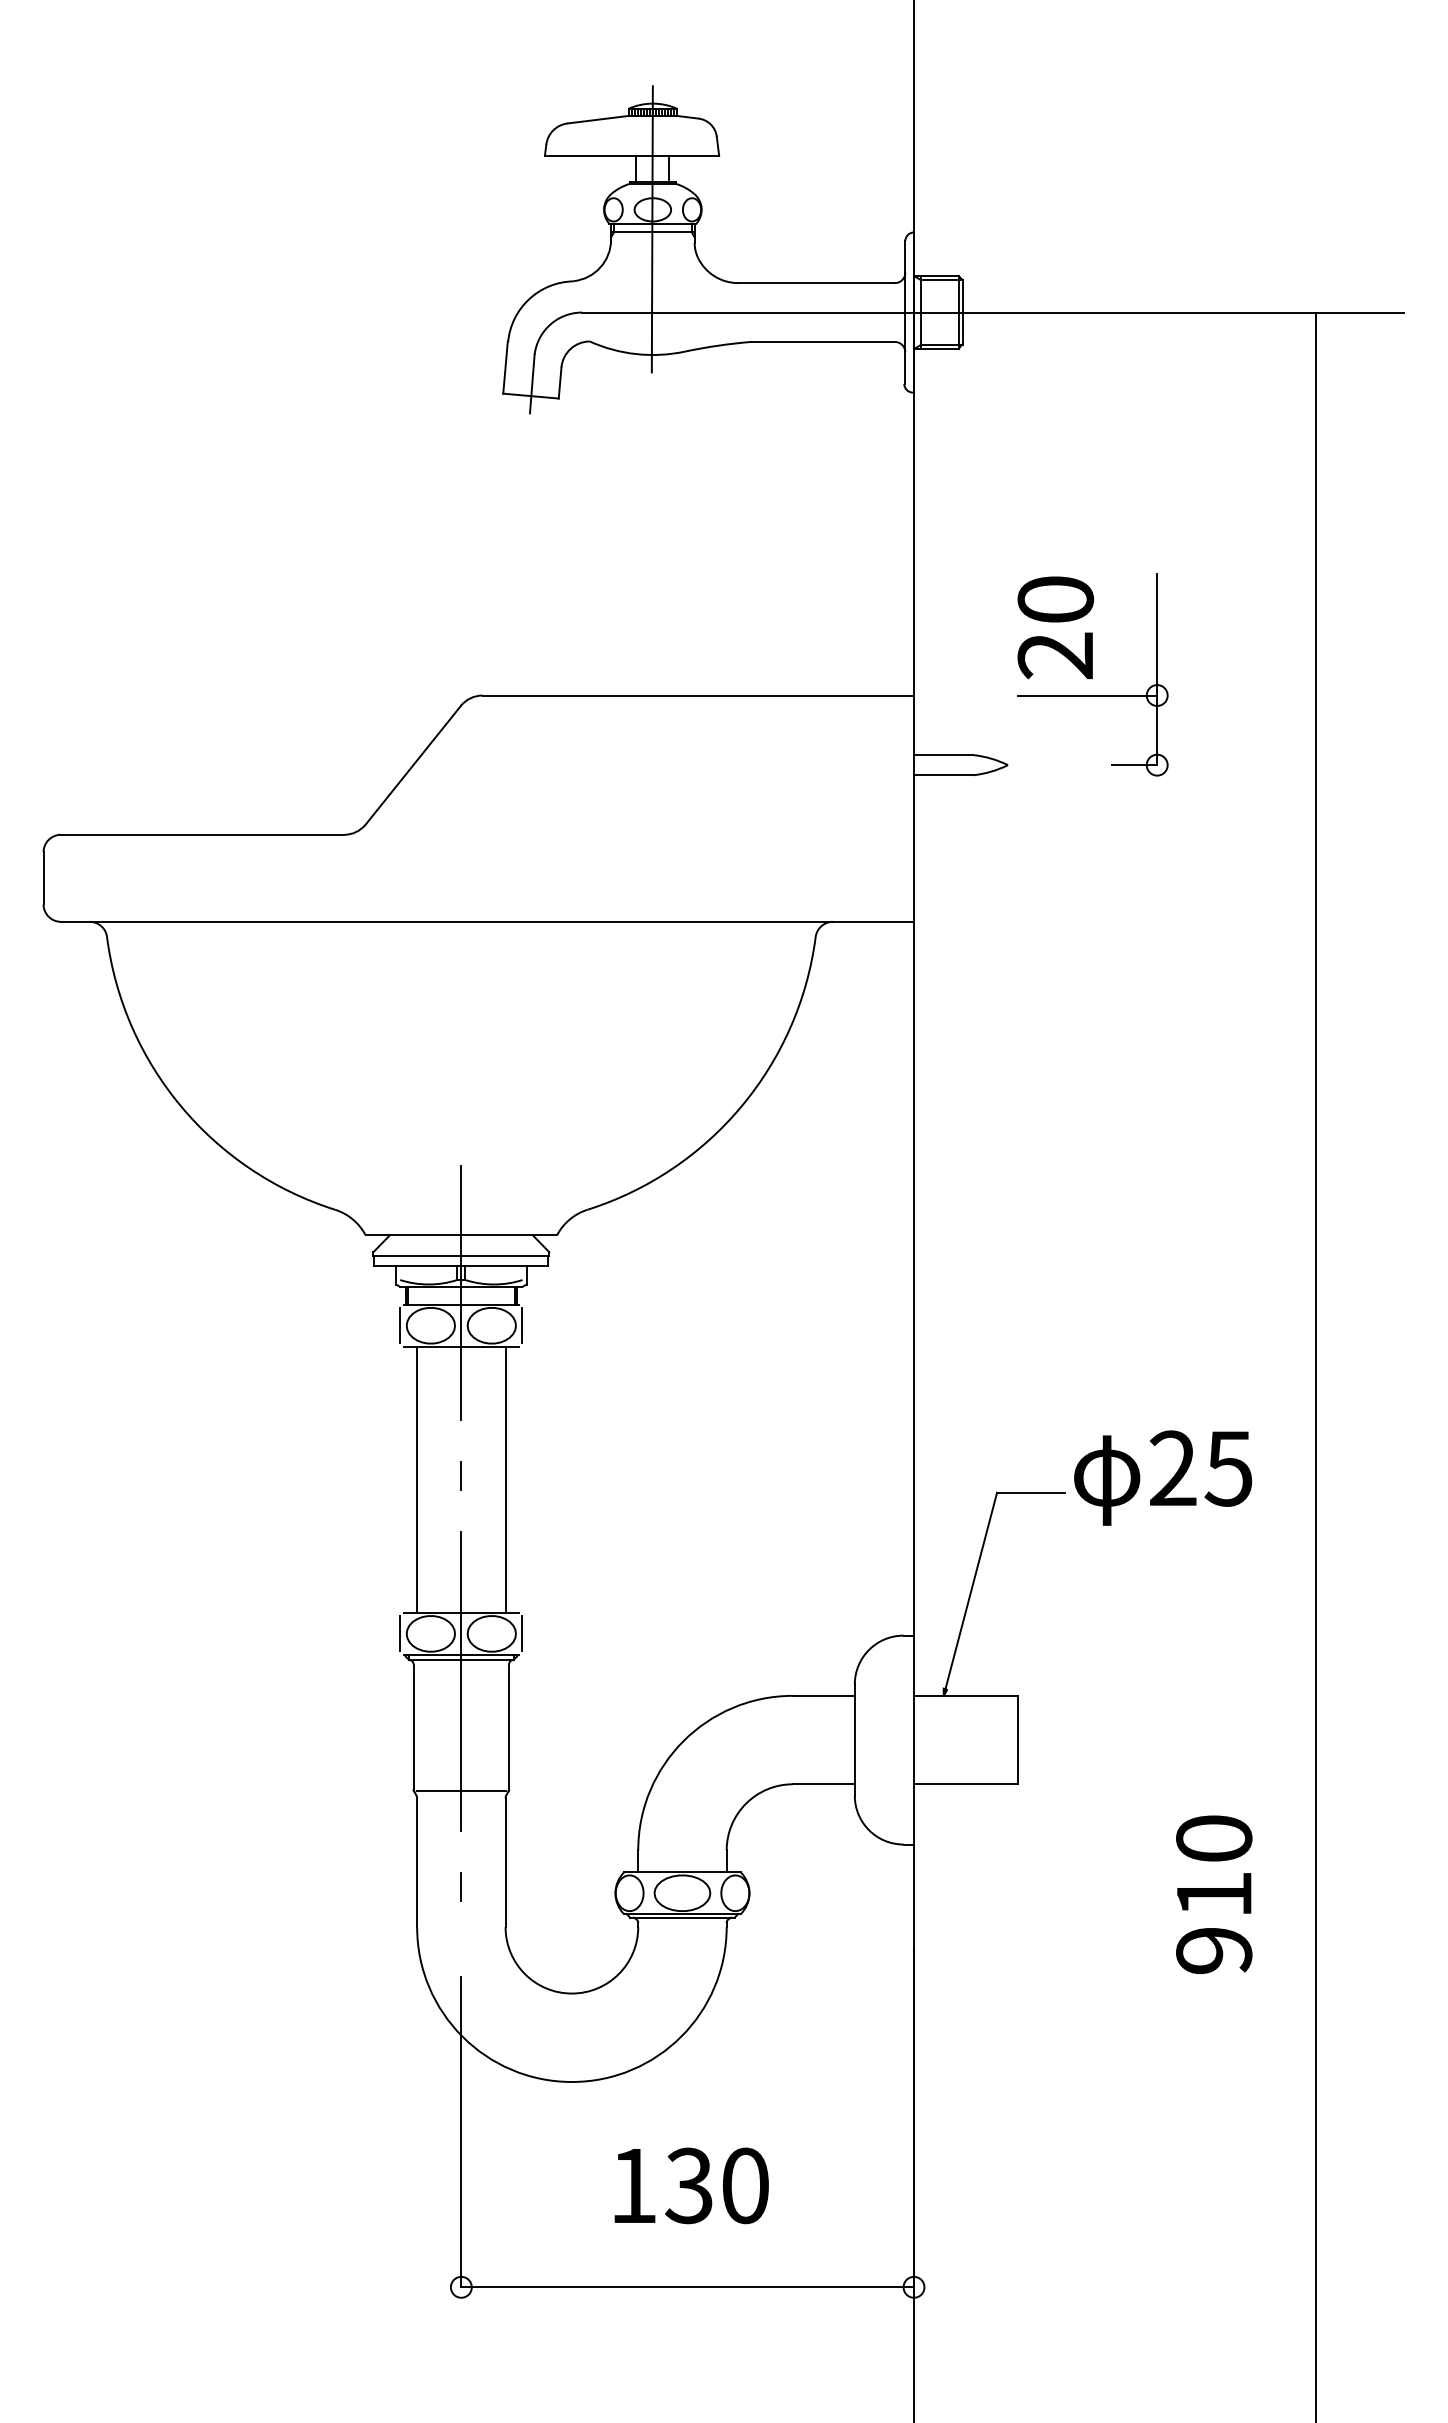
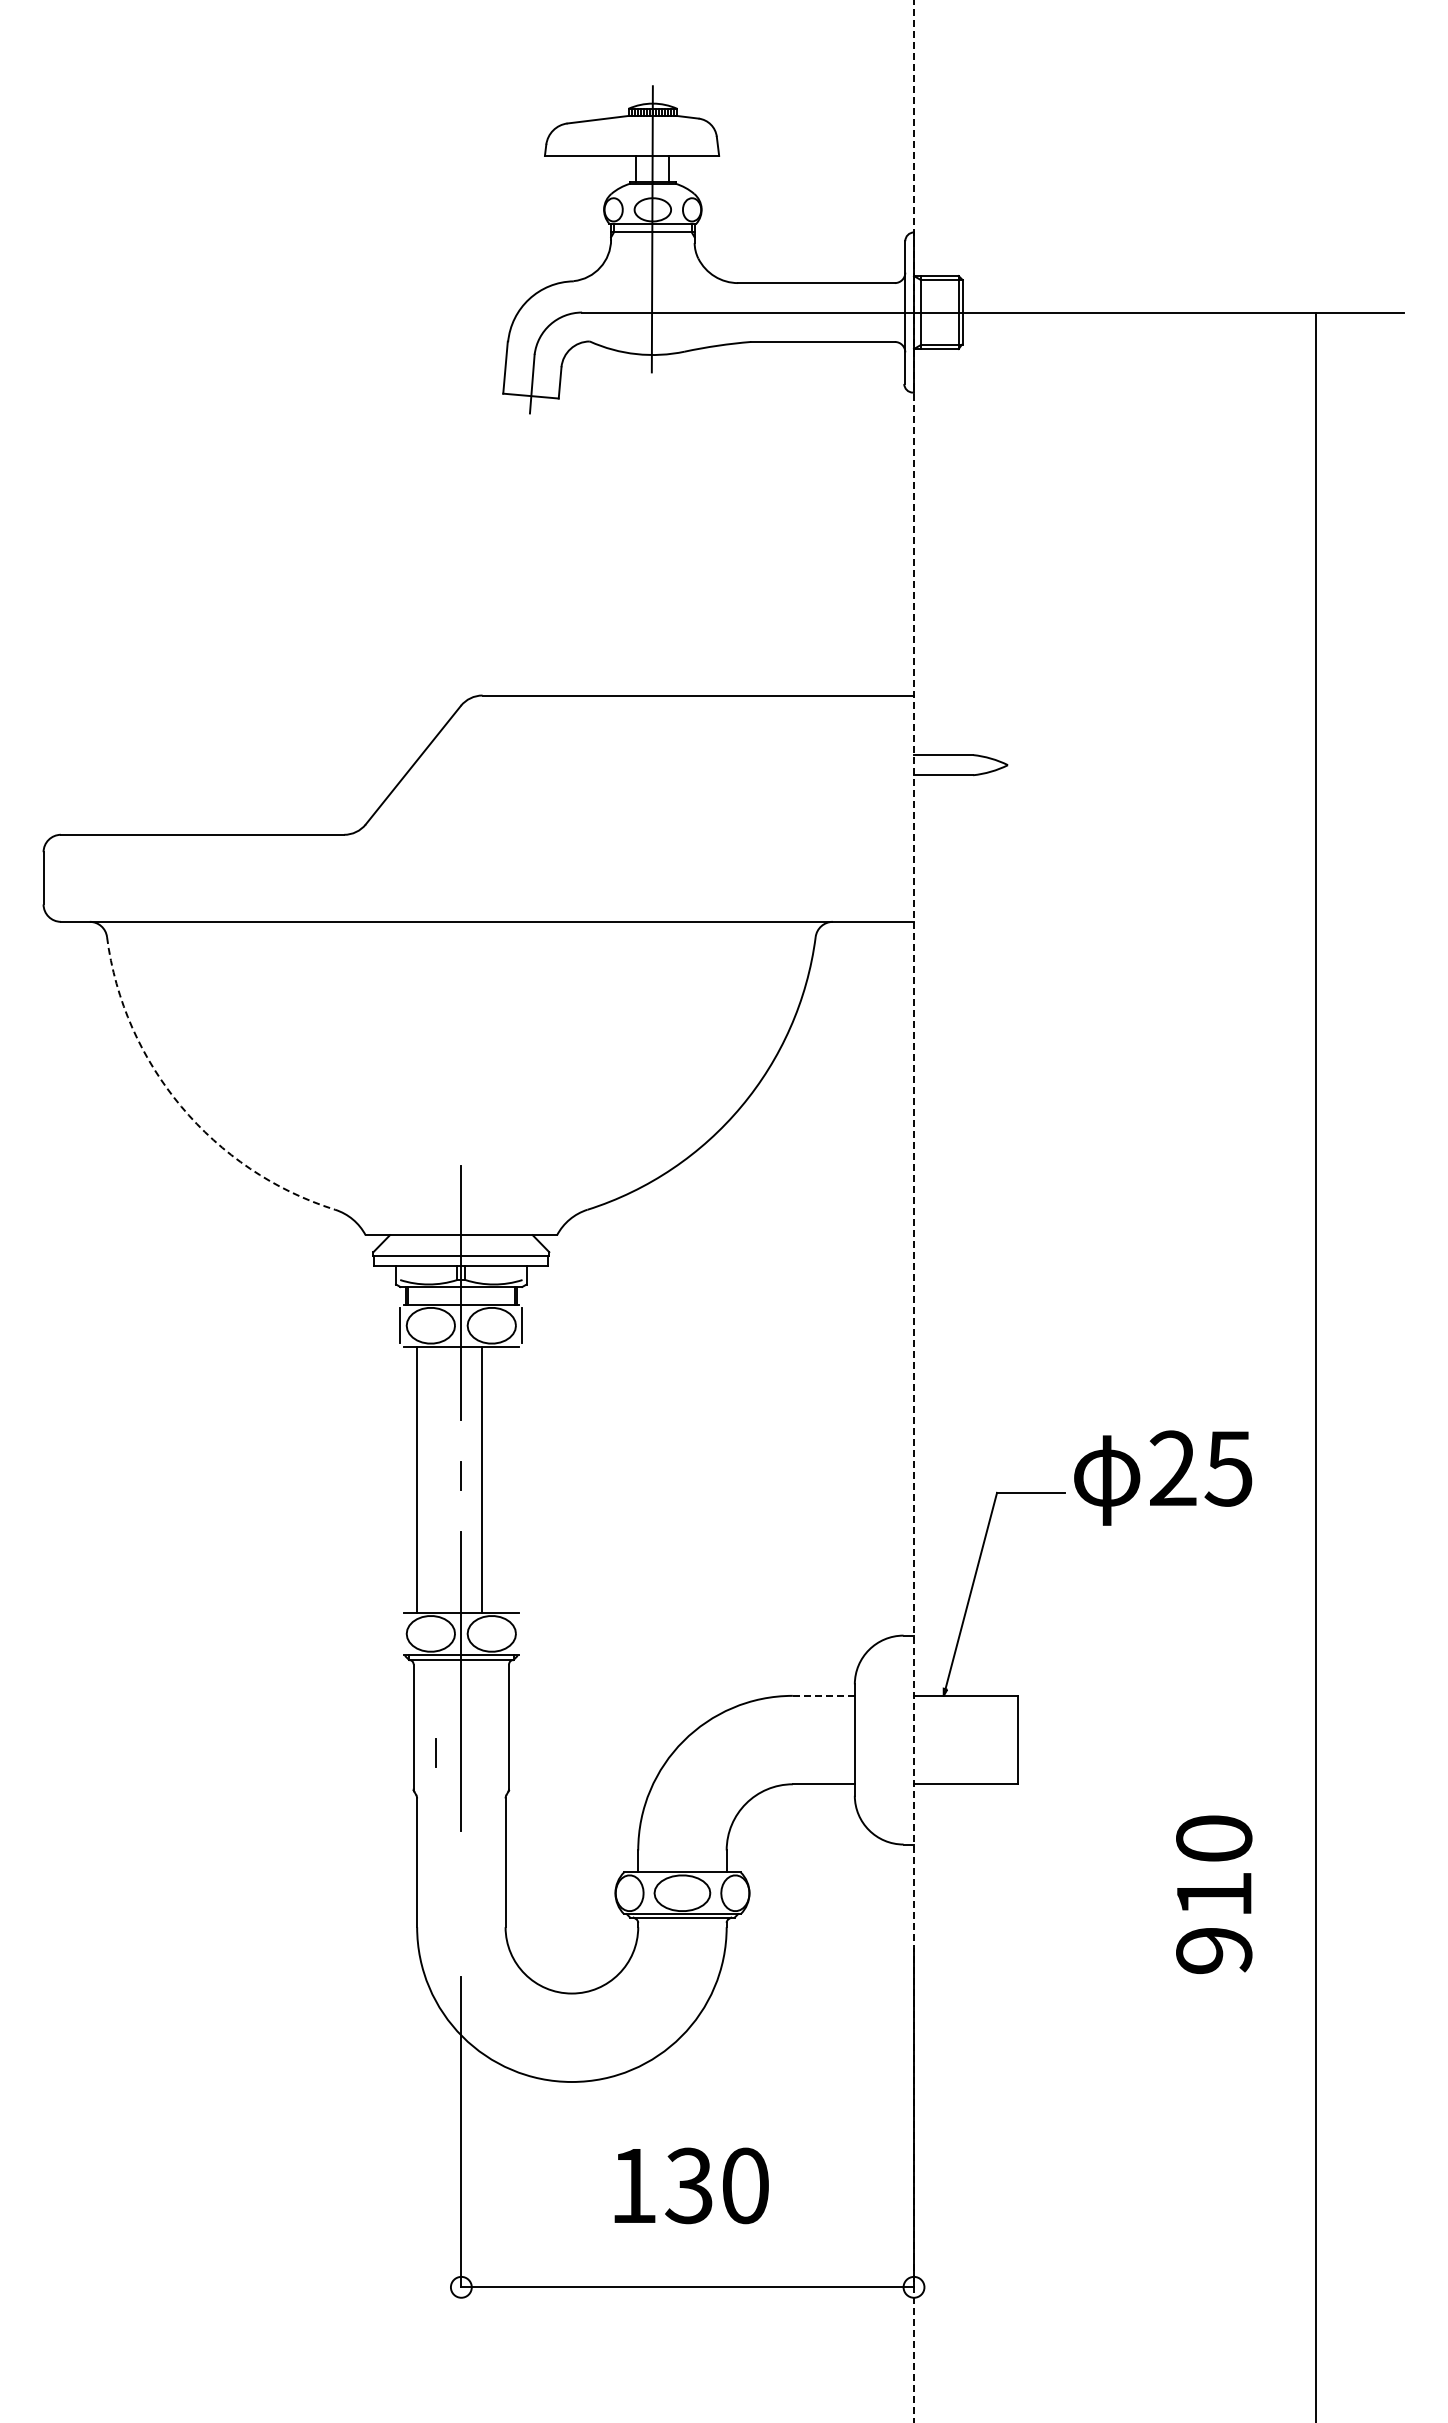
part: present -> none (1092, 674)
arc: solid -> dashed (181, 1106)
line: solid -> dashed (914, 1211)
line position: (505, 1479) -> (481, 1479) (481, 1479)
line: present -> none (400, 1633)
line: present -> none (522, 1633)
line: solid -> dashed (823, 1695)
line: present -> none (461, 1790)
line position: (460, 1886) -> (435, 1752) (435, 1752)
